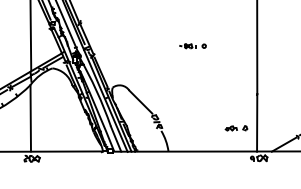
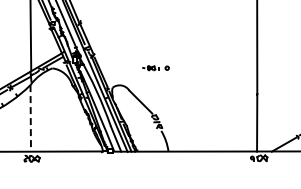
part position: (192, 46) -> (155, 68) (155, 68)
line: solid -> dashed (30, 118)
part: present -> none (236, 128)
